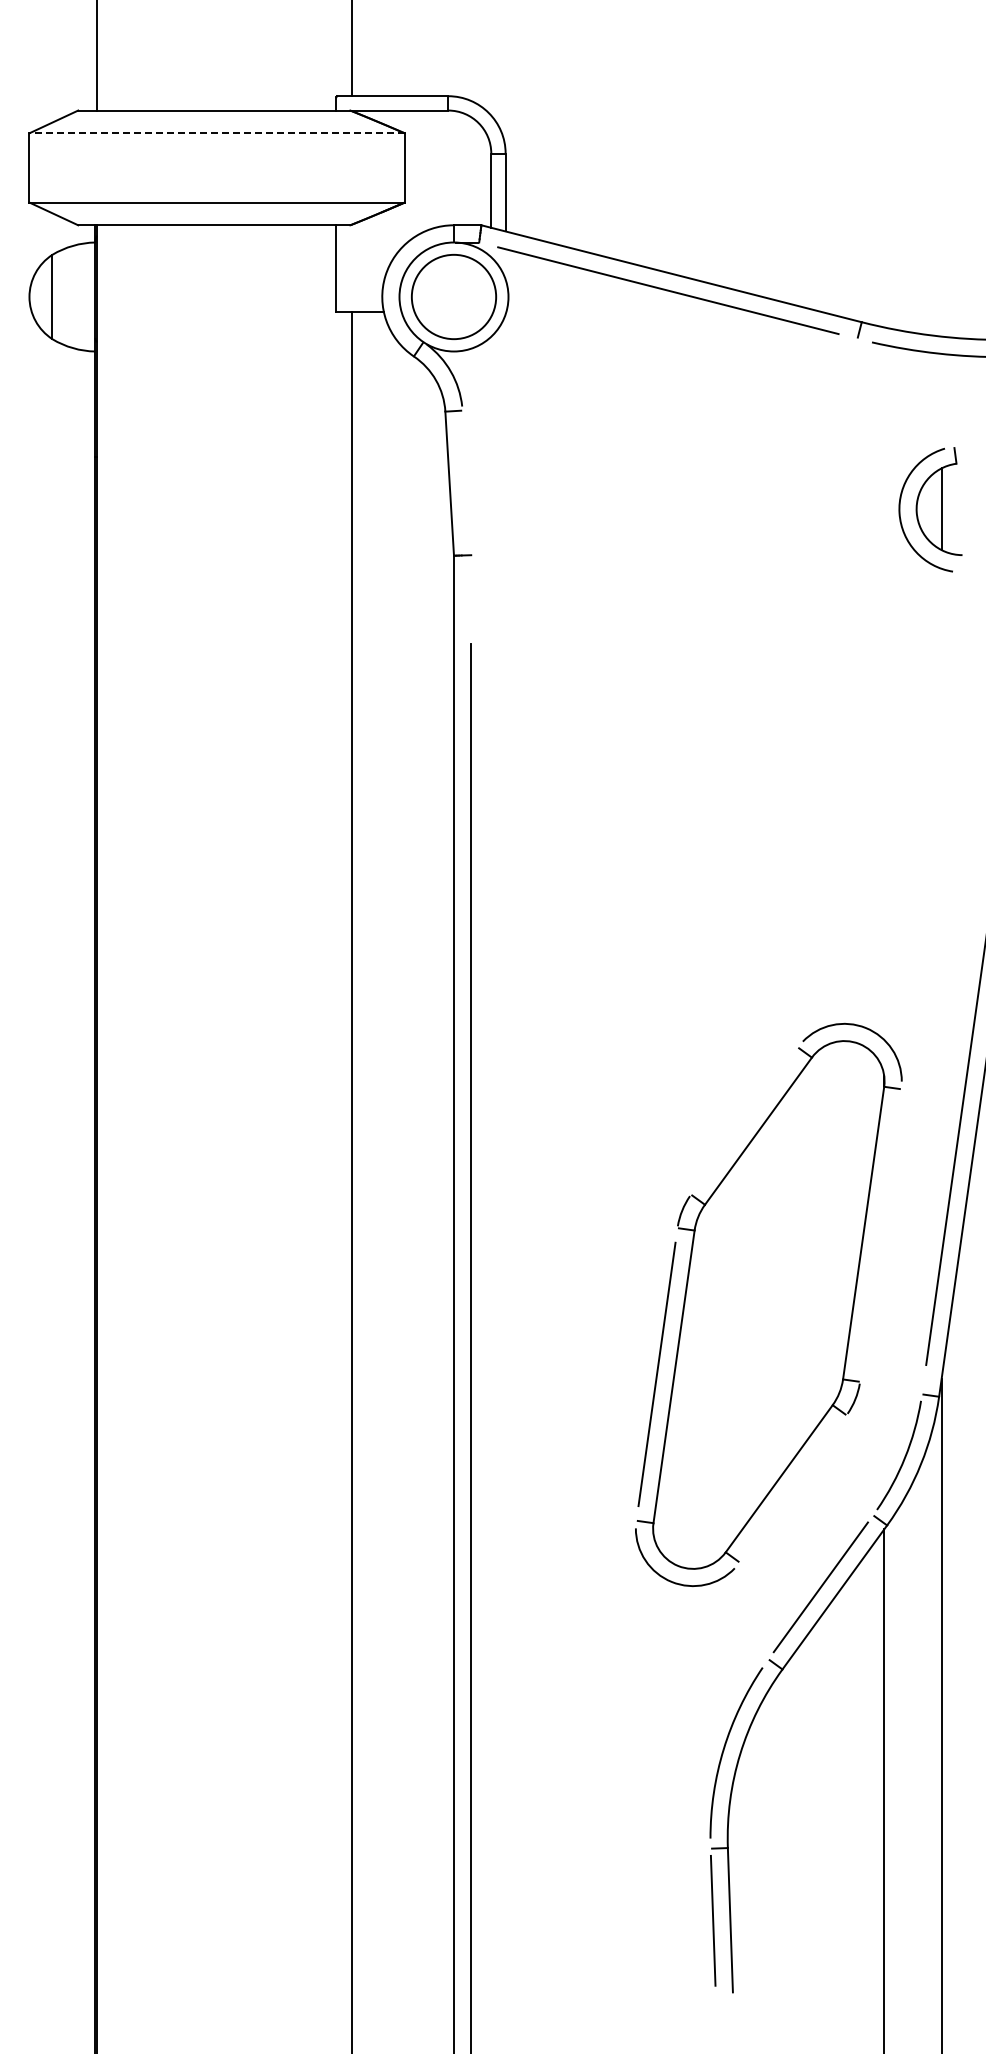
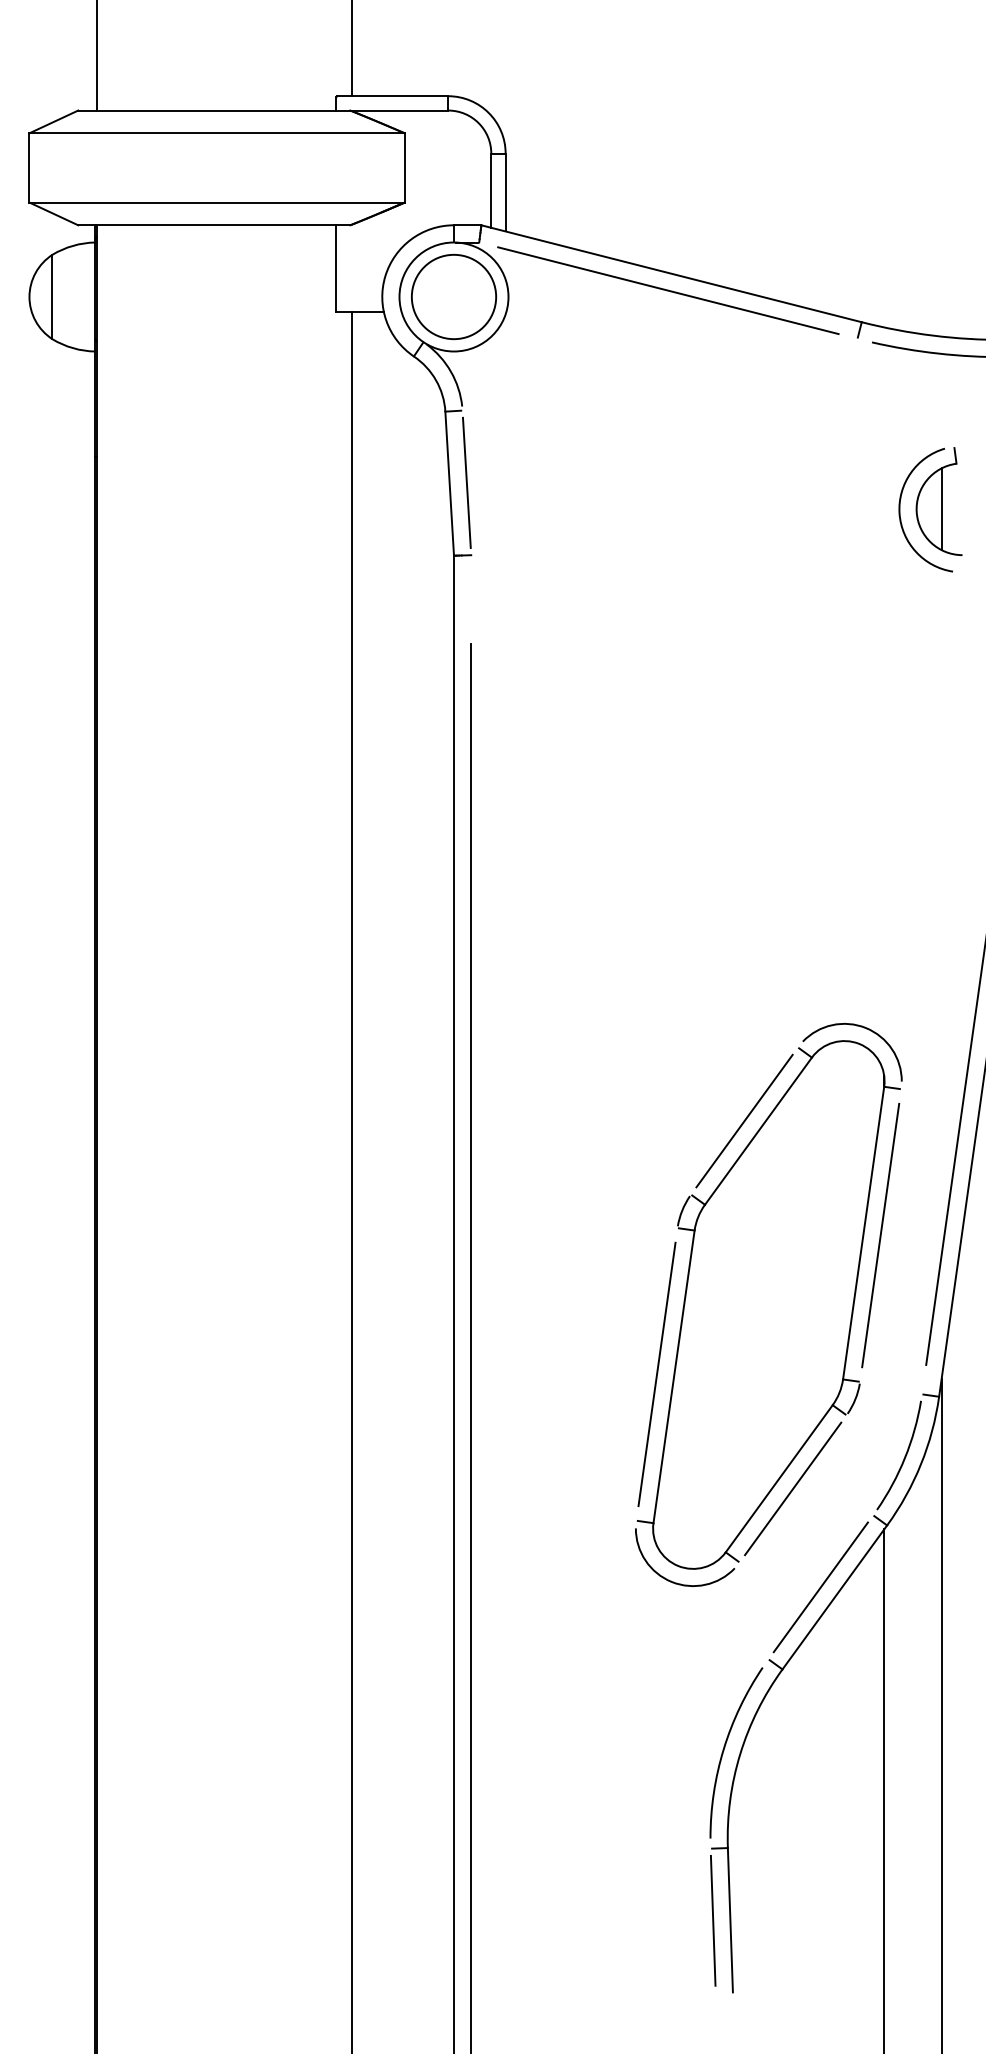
line: dashed -> solid (217, 133)
line: none -> present (466, 482)
line: none -> present (744, 1120)
line: none -> present (880, 1235)
line: none -> present (793, 1488)
